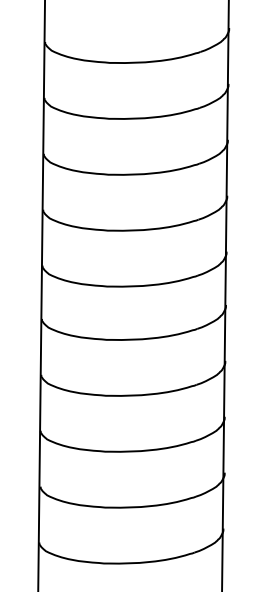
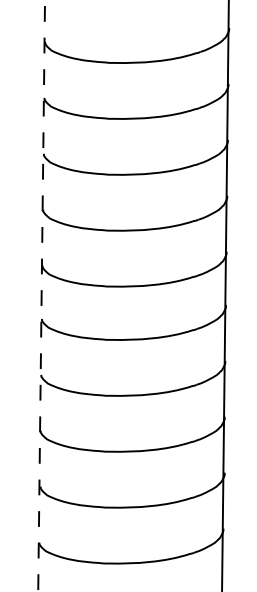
line: solid -> dashed (41, 296)
